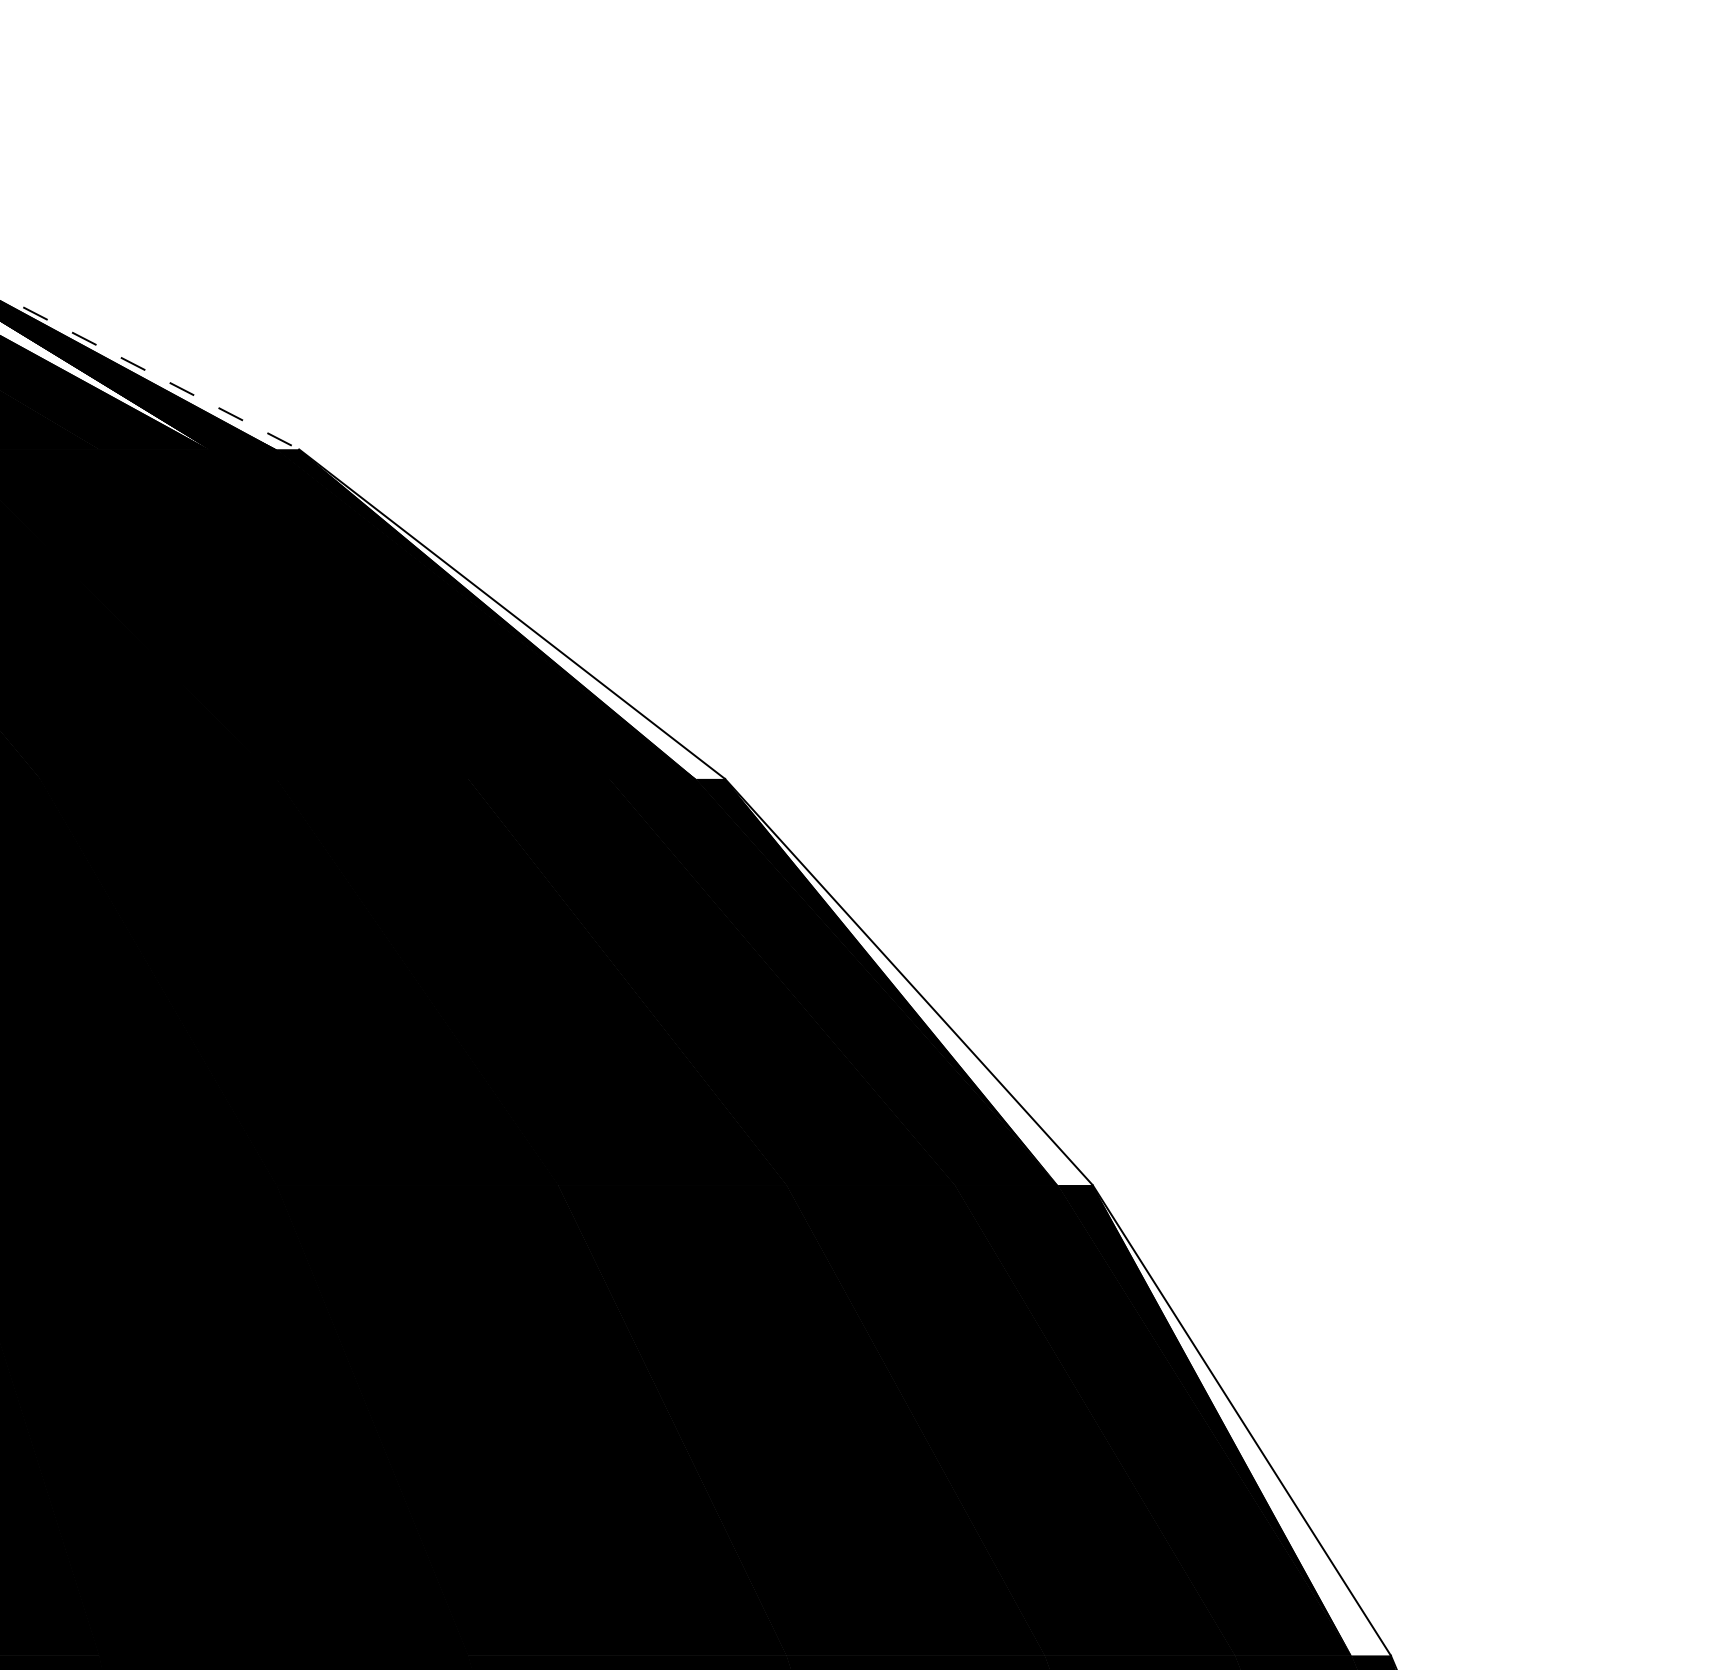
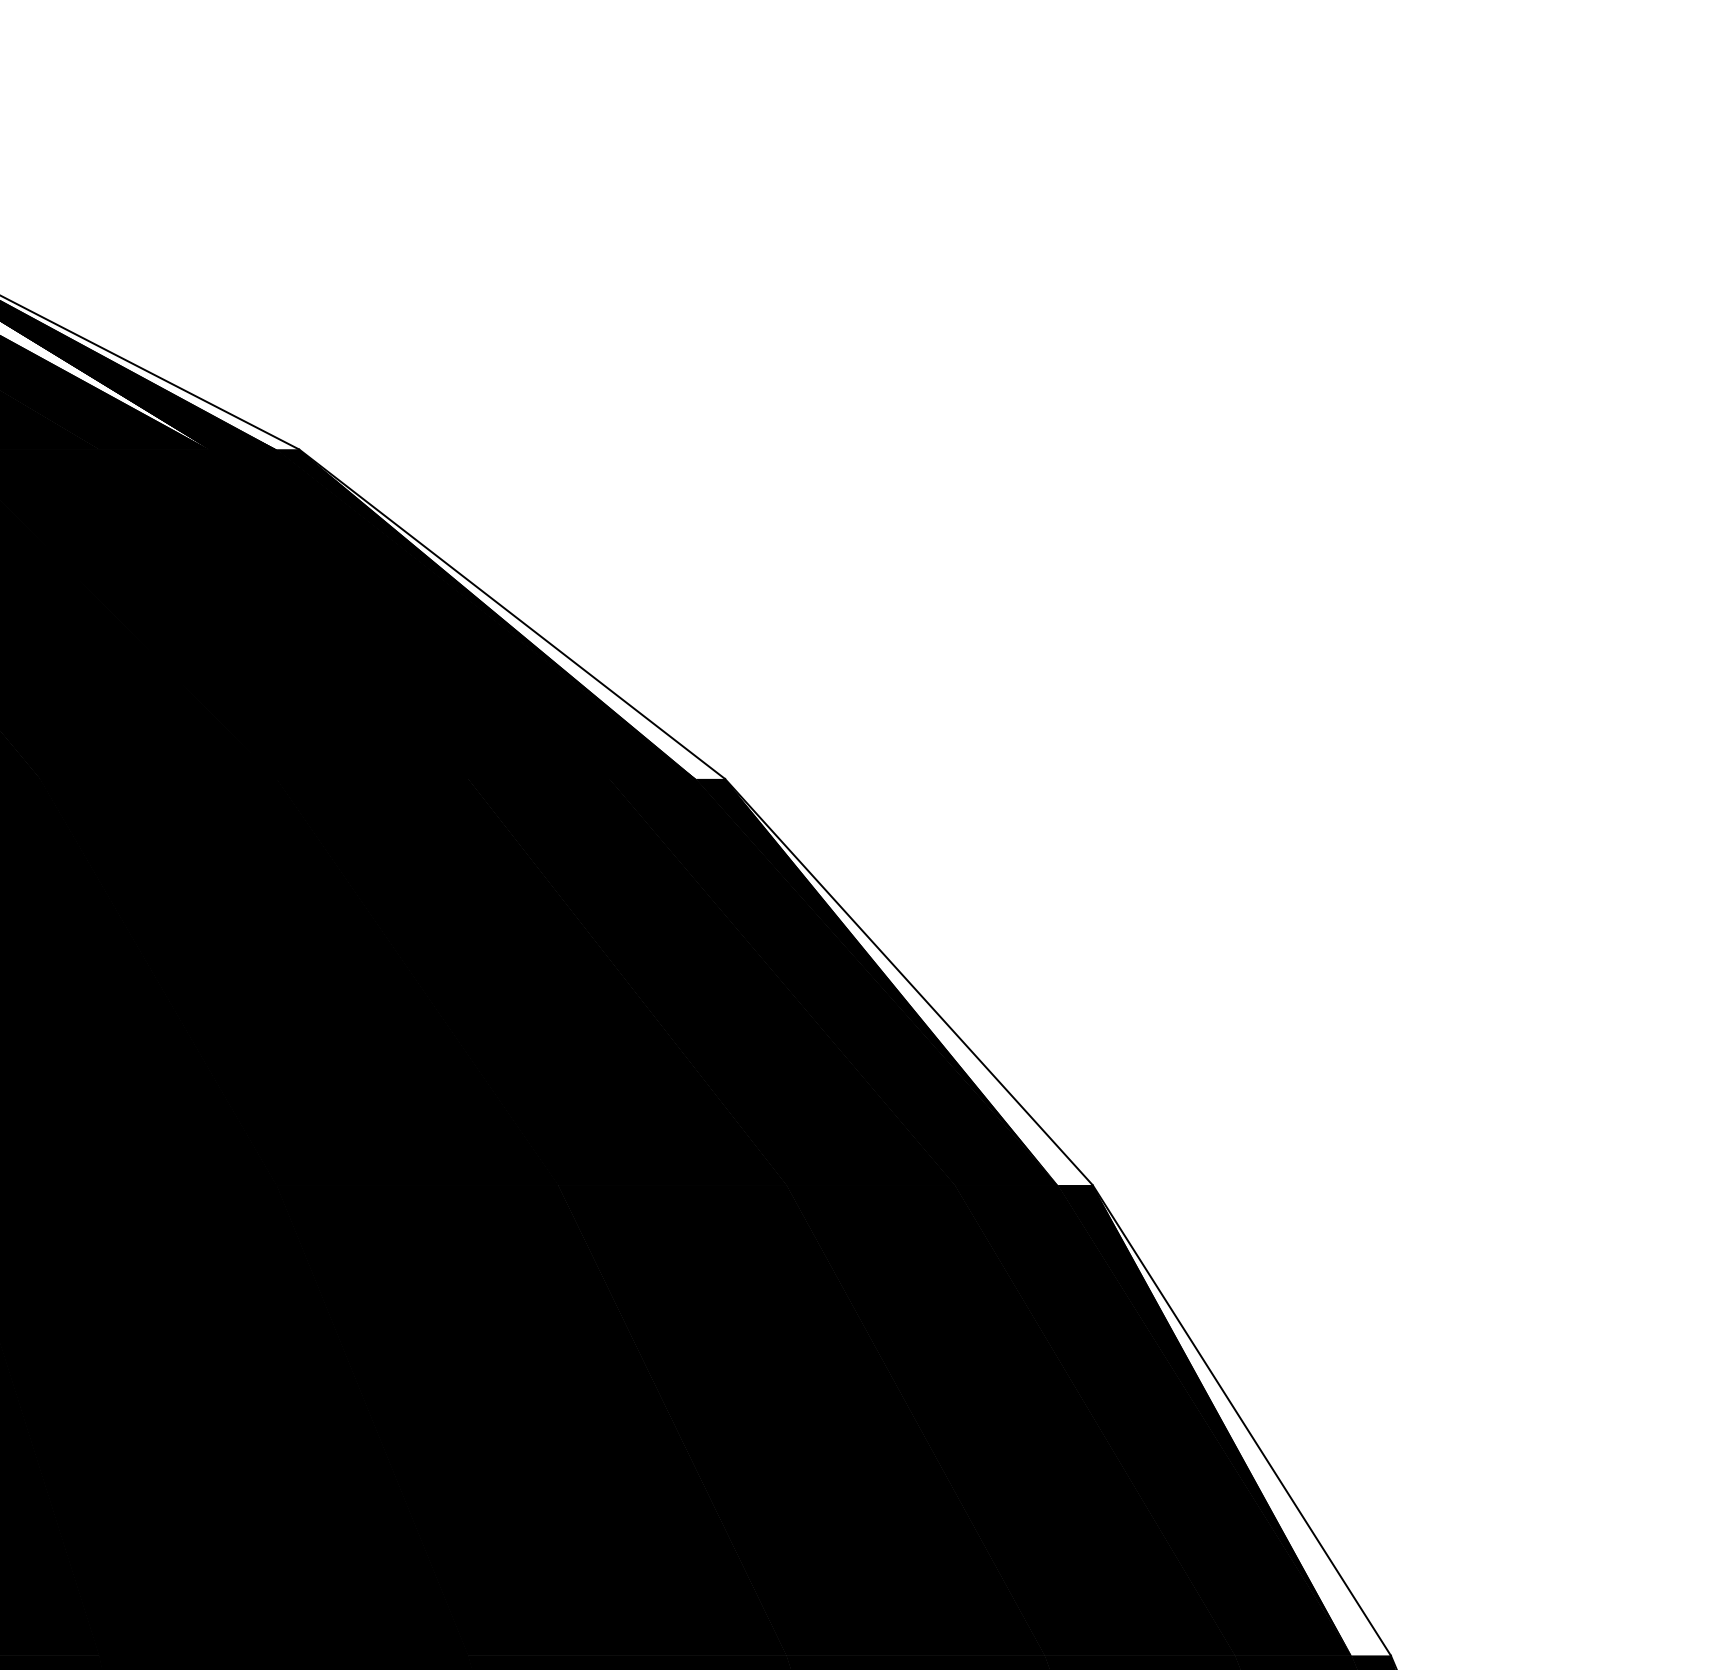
line: dashed -> solid (150, 372)
